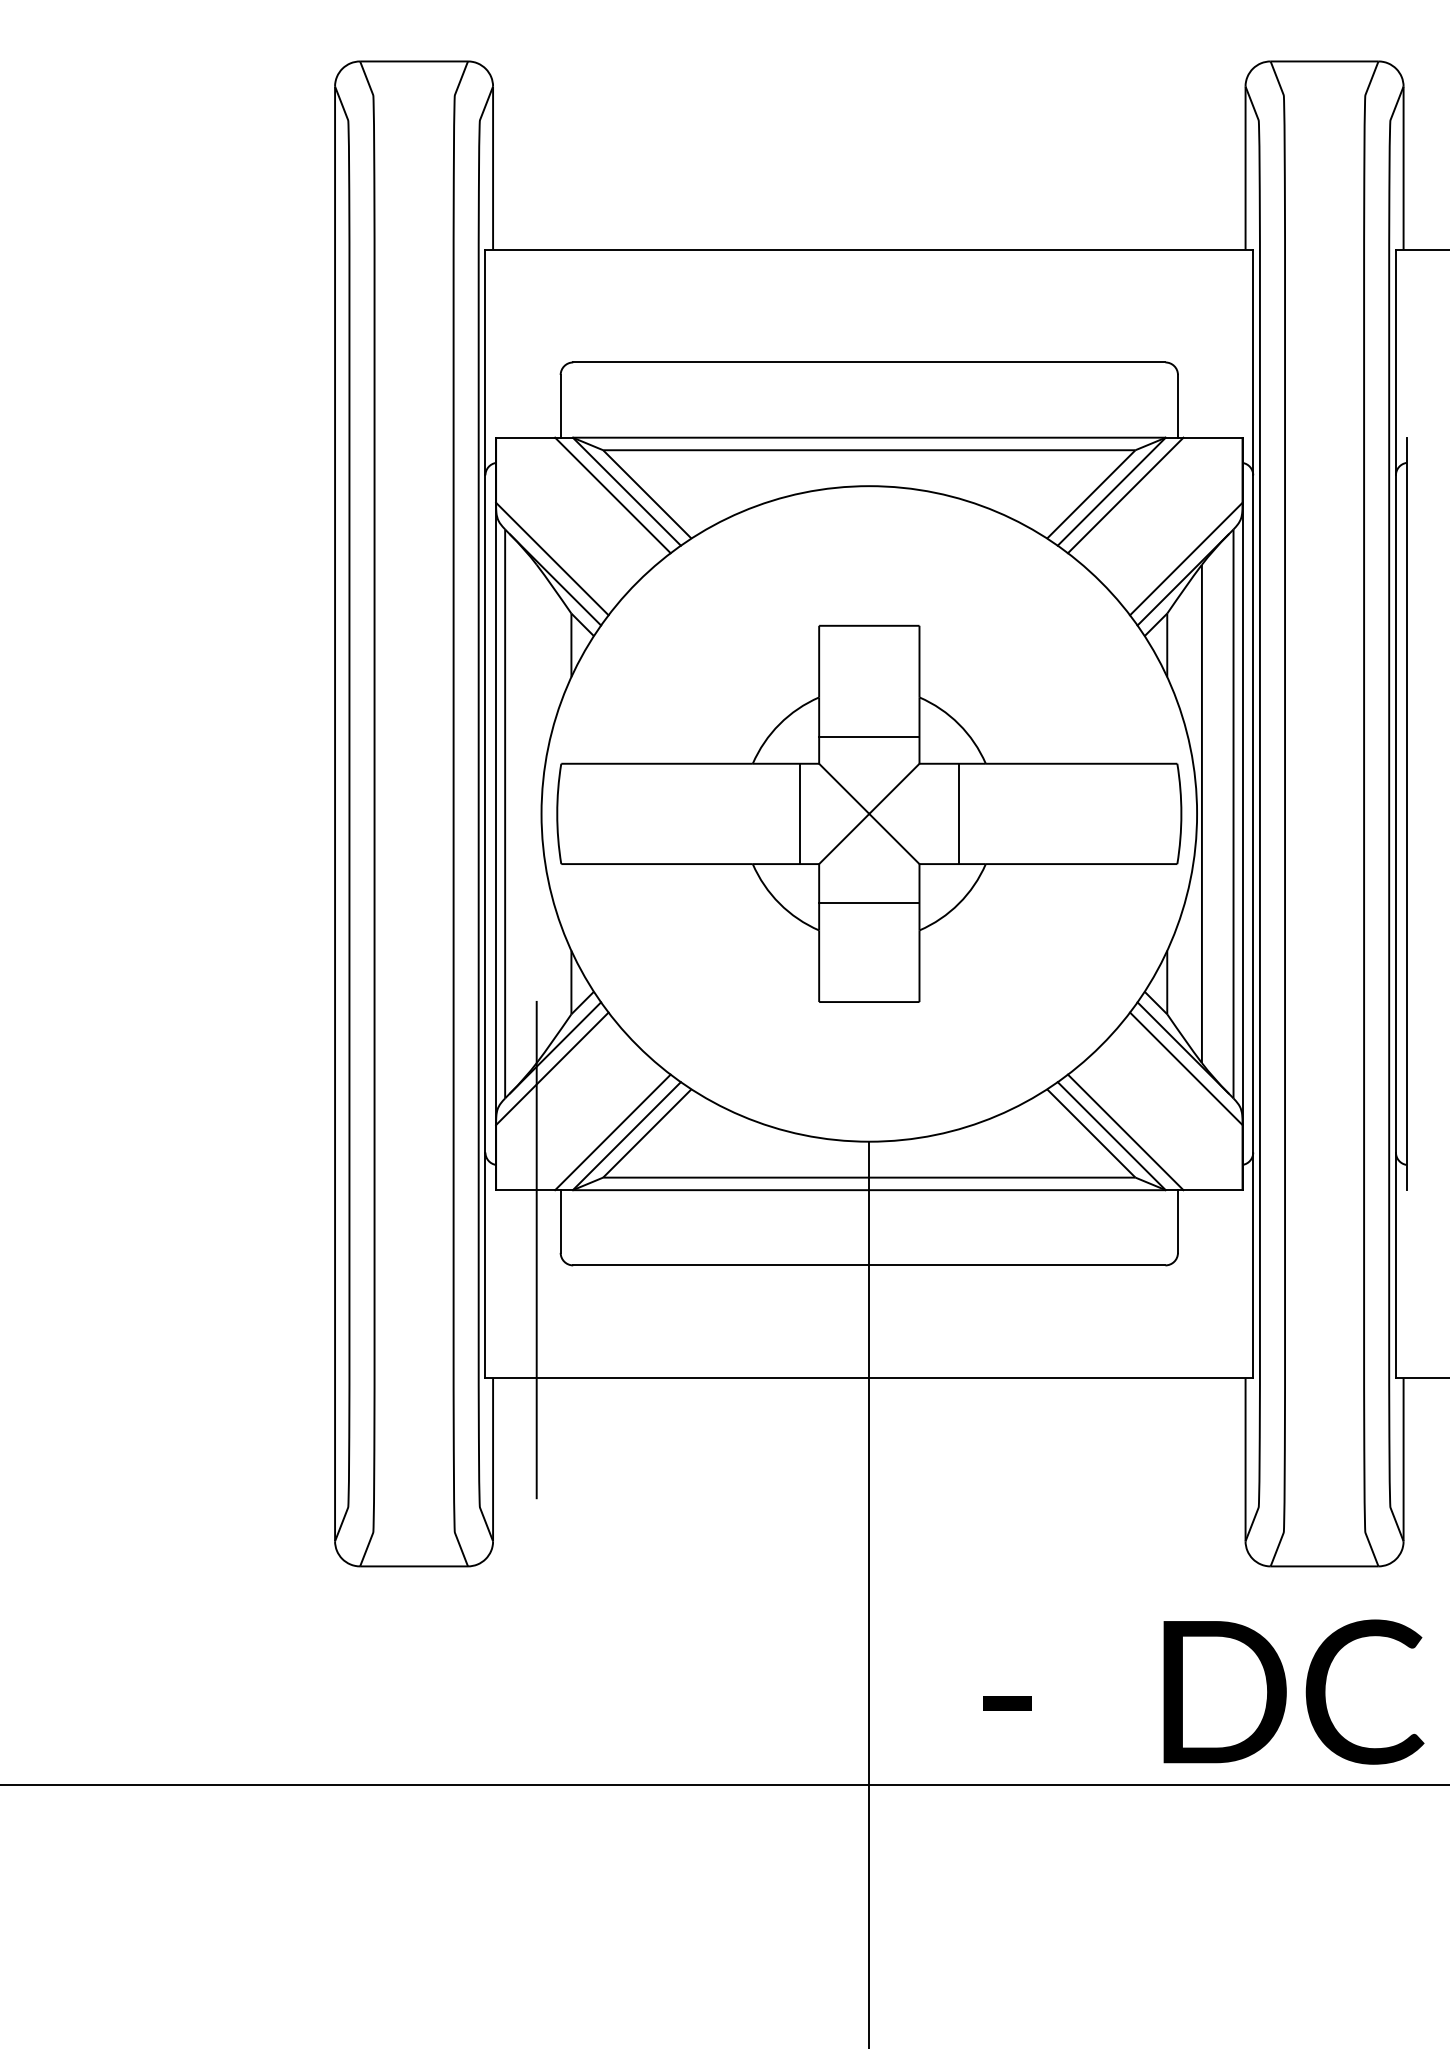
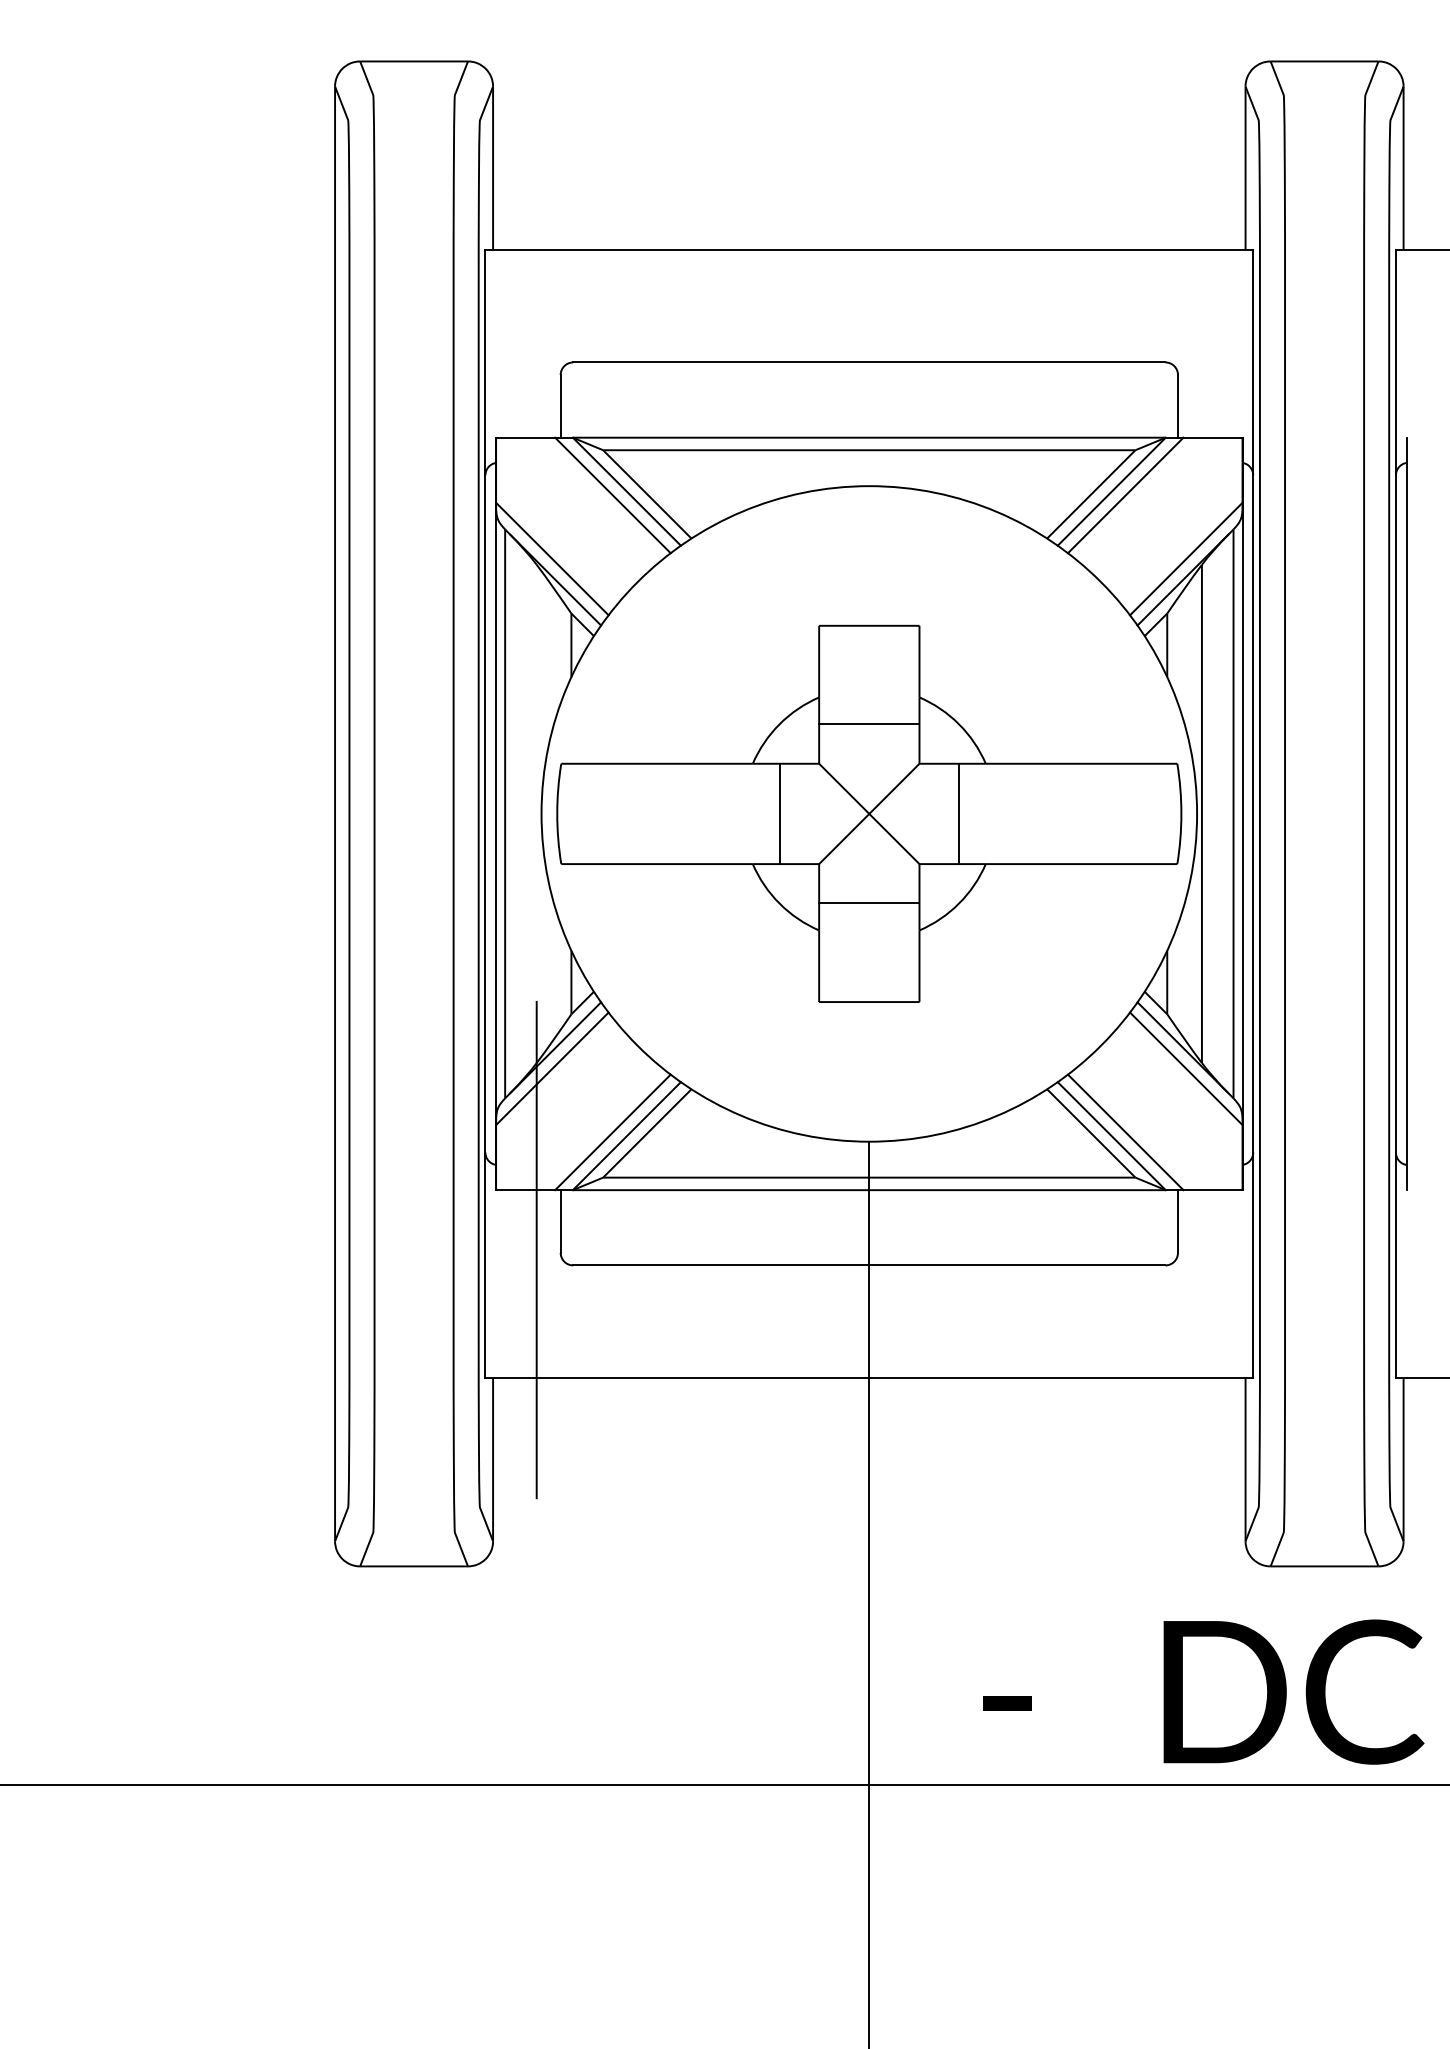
line position: (869, 737) -> (869, 724) (869, 724)
line position: (799, 813) -> (779, 813) (779, 813)
